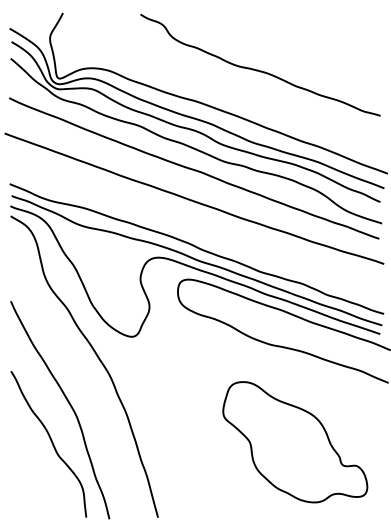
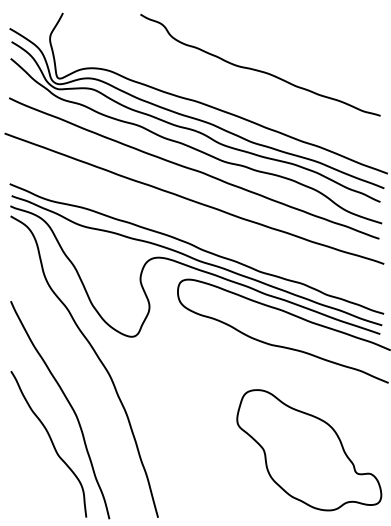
part position: (295, 442) -> (309, 450) (309, 450)
